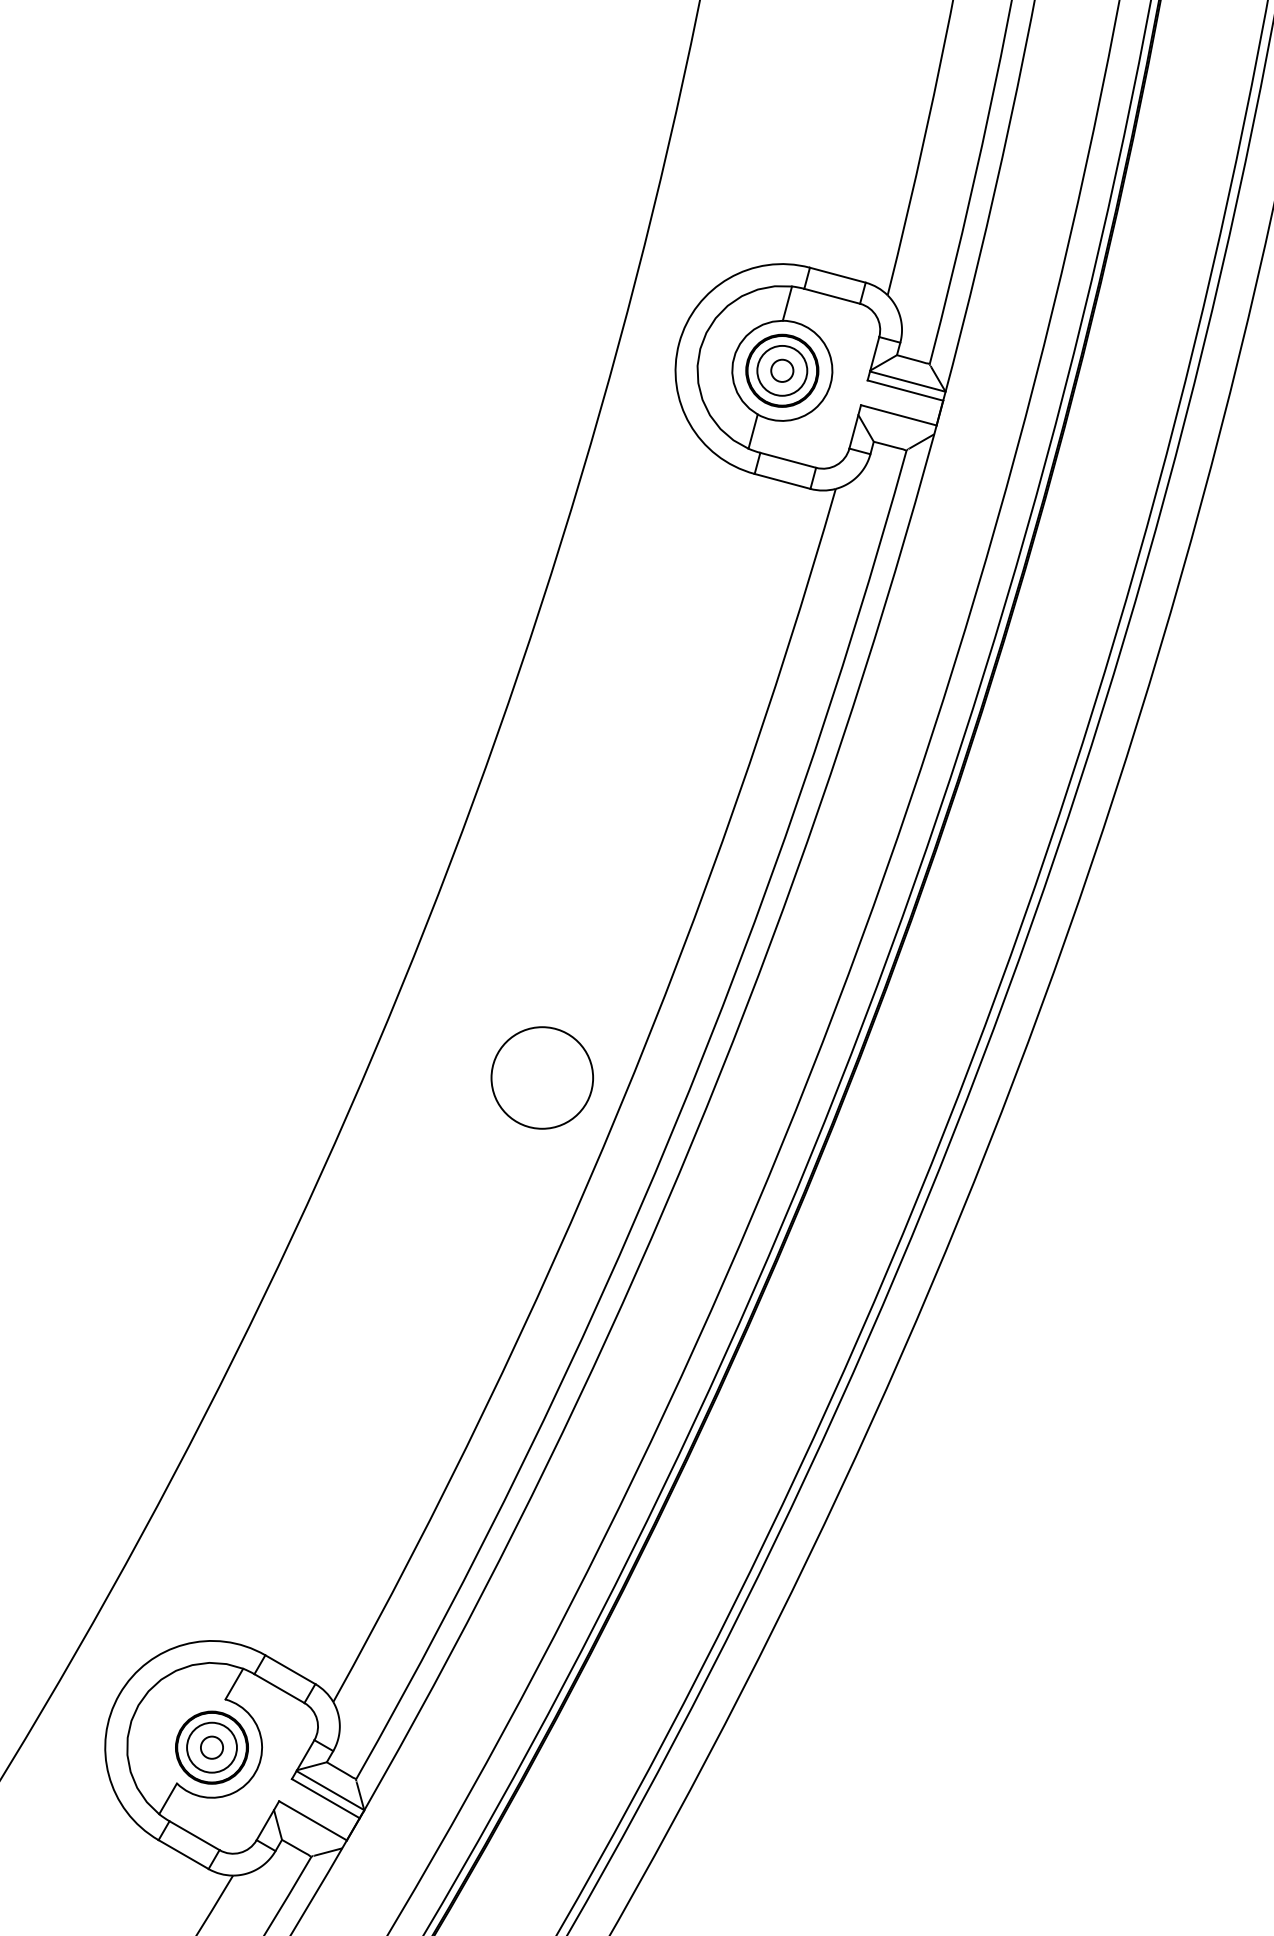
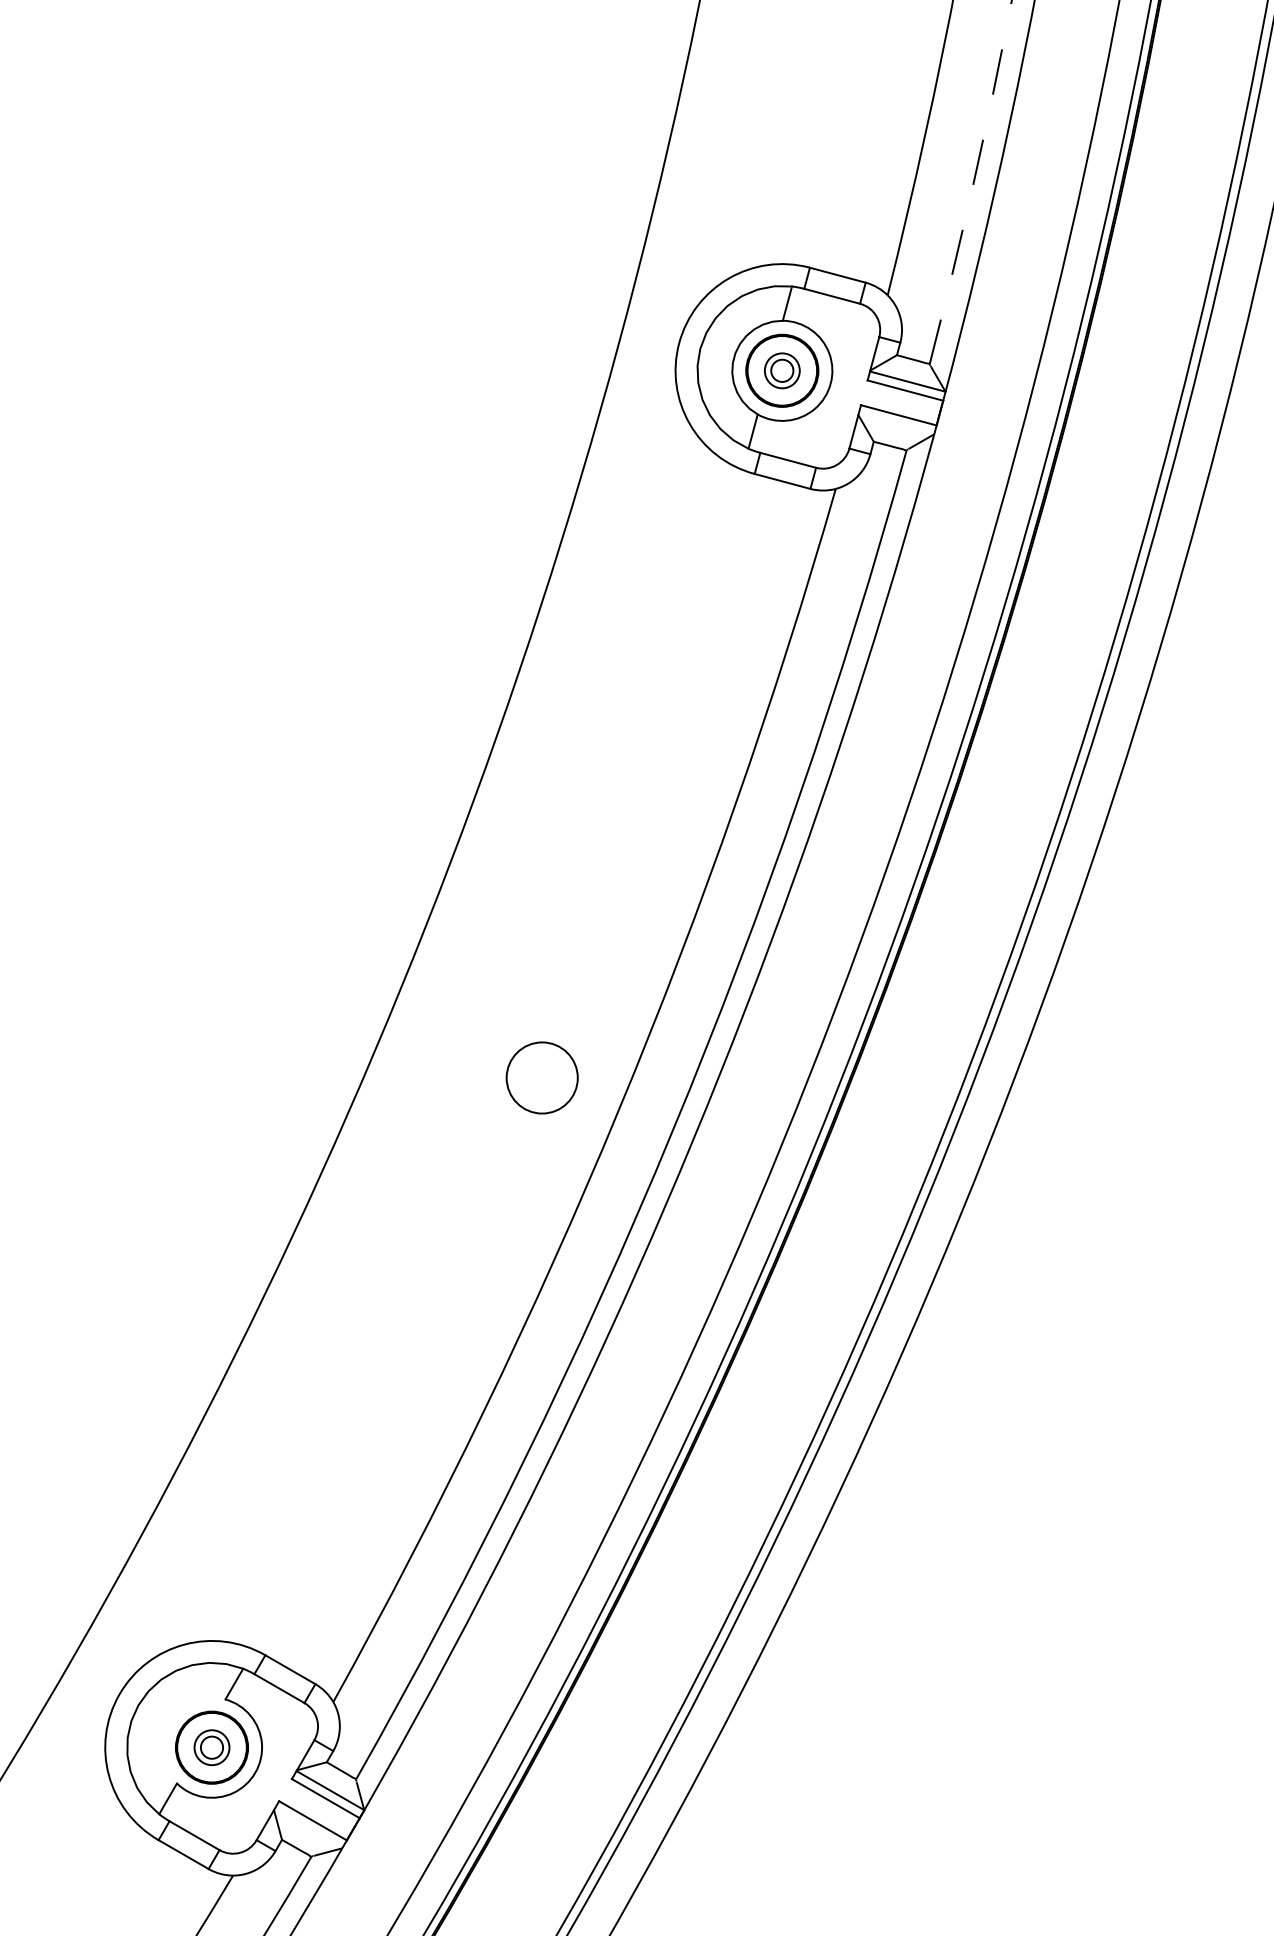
arc: solid -> dashed (973, 182)
circle diameter: 50 px -> 35 px (781, 370)
circle size: 104x104 px -> 74x74 px (541, 1077)
circle diameter: 50 px -> 35 px (211, 1747)
